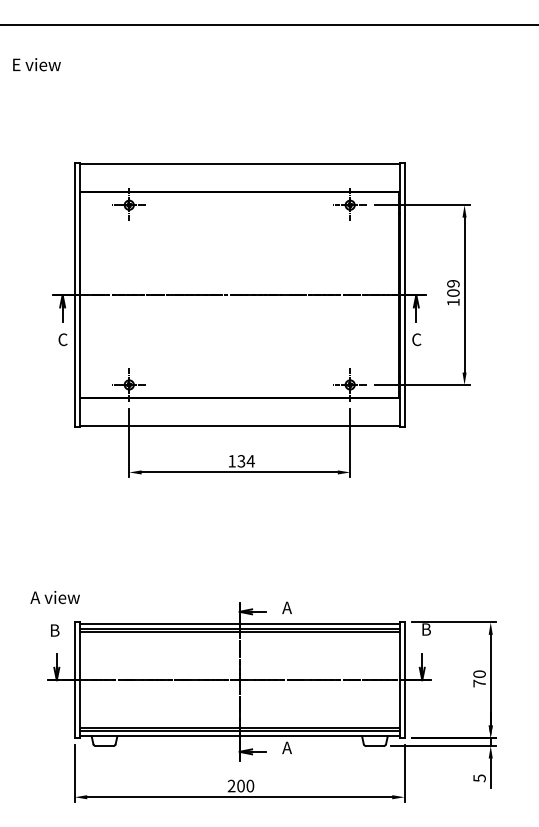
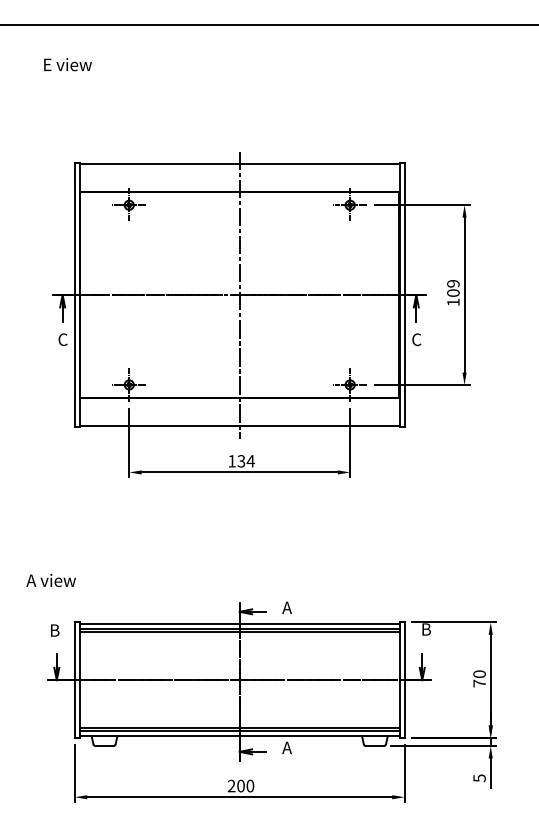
text position: (36, 64) -> (67, 64) (67, 64)
line: none -> present (239, 294)
text position: (54, 597) -> (50, 580) (50, 580)
